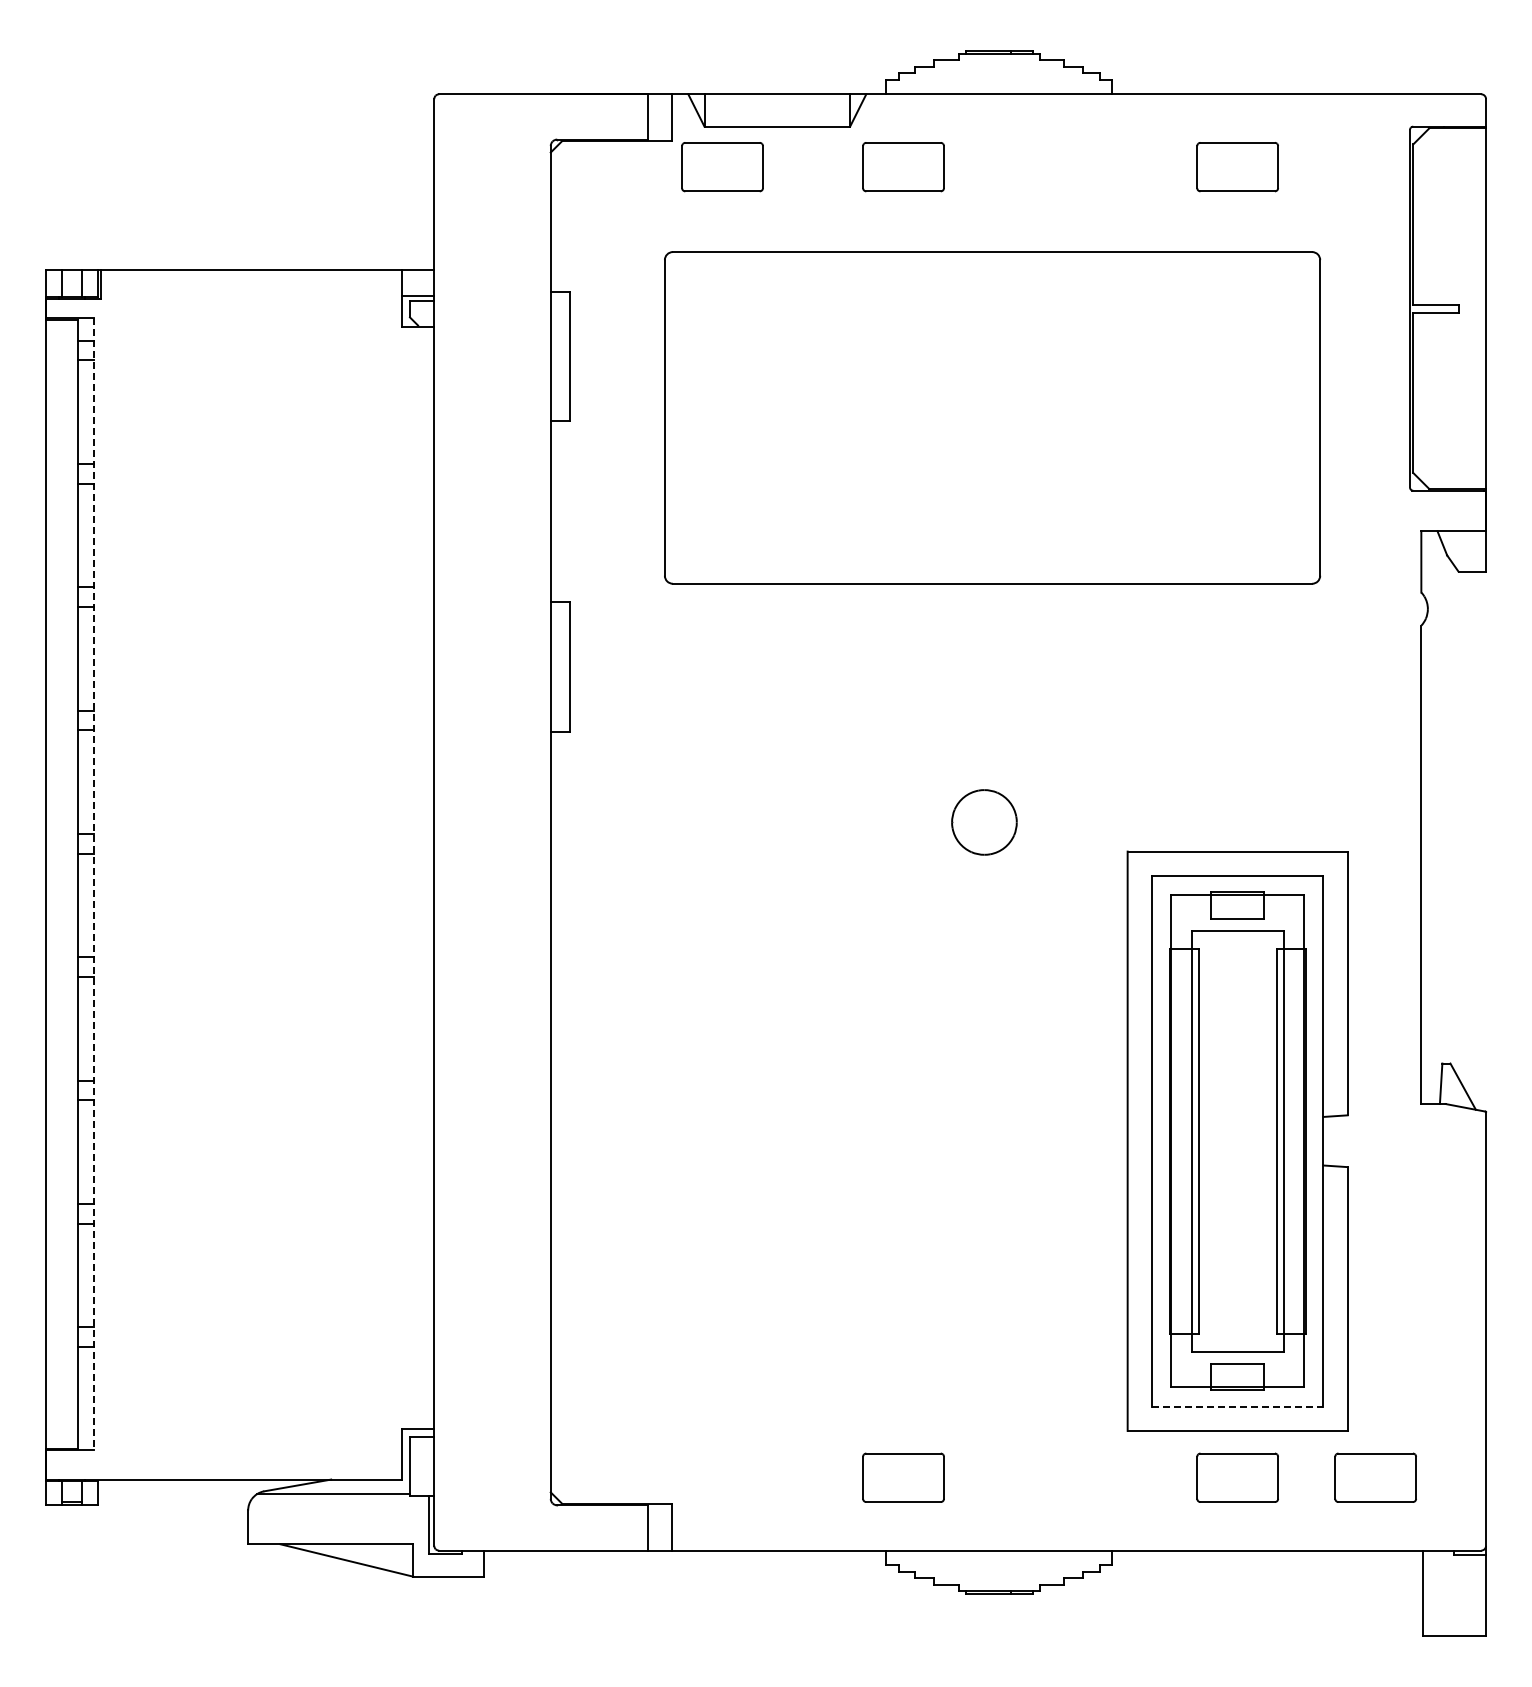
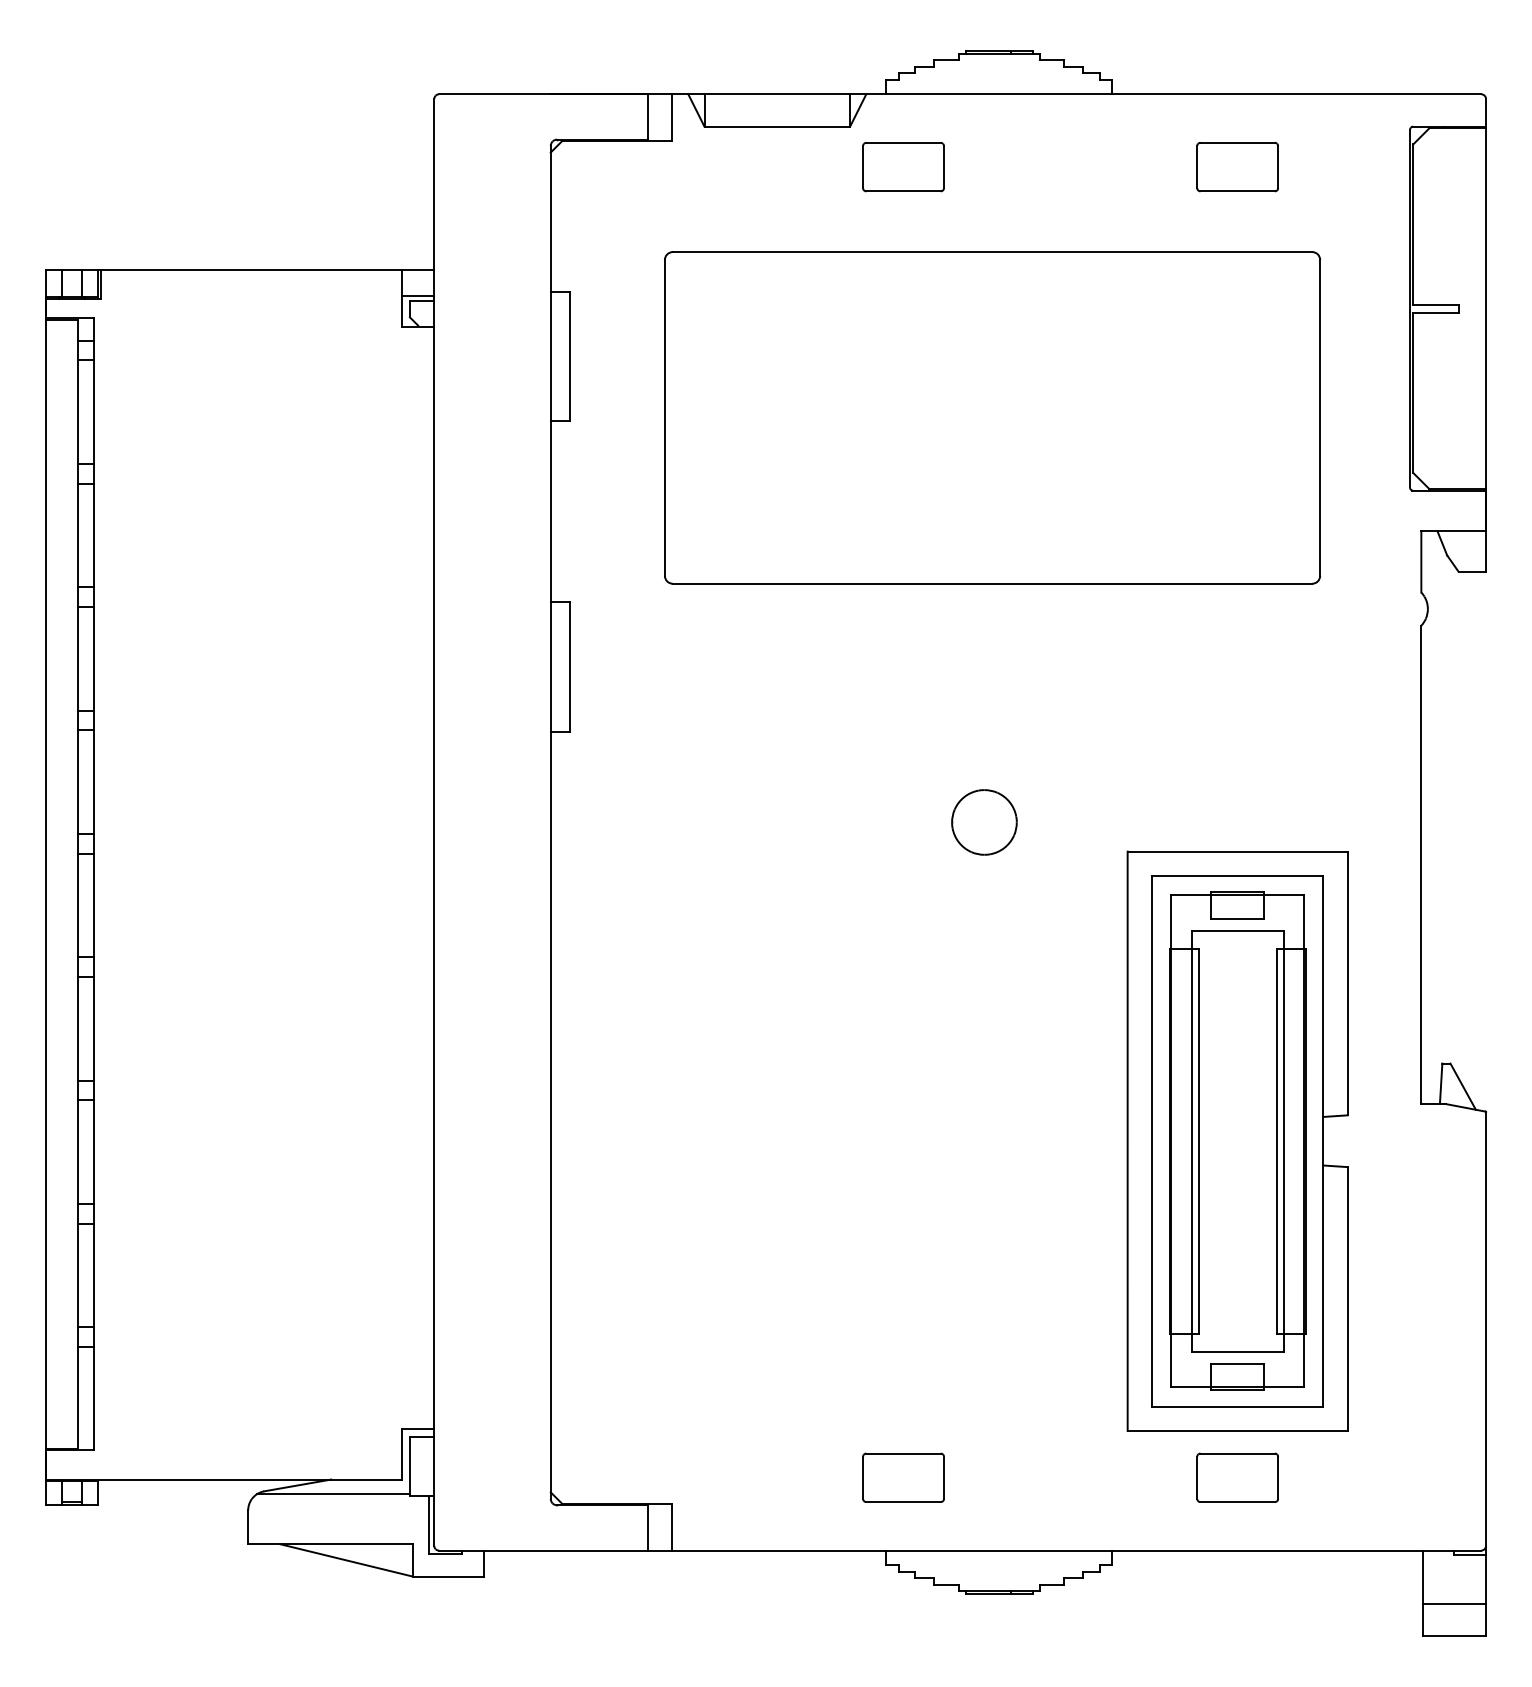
part: present -> none (722, 167)
line: dashed -> solid (94, 884)
line: dashed -> solid (1237, 1406)
part: present -> none (1375, 1477)
line: none -> present (1454, 1604)
